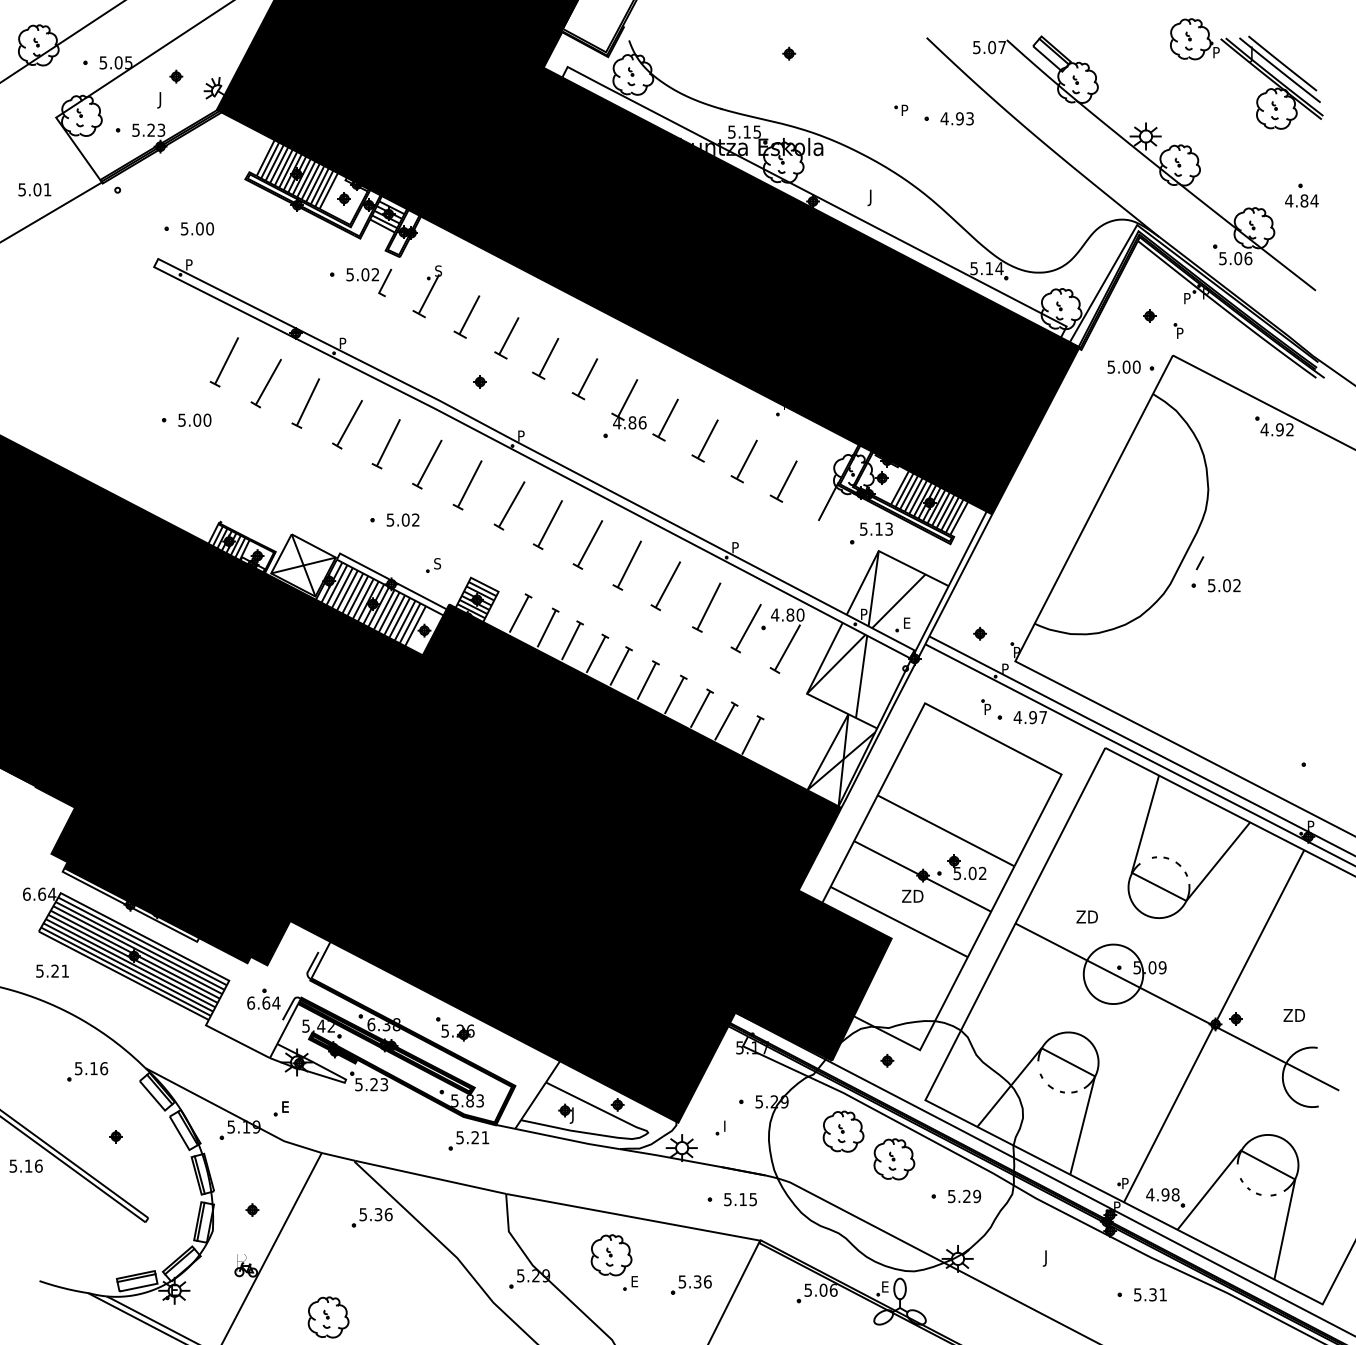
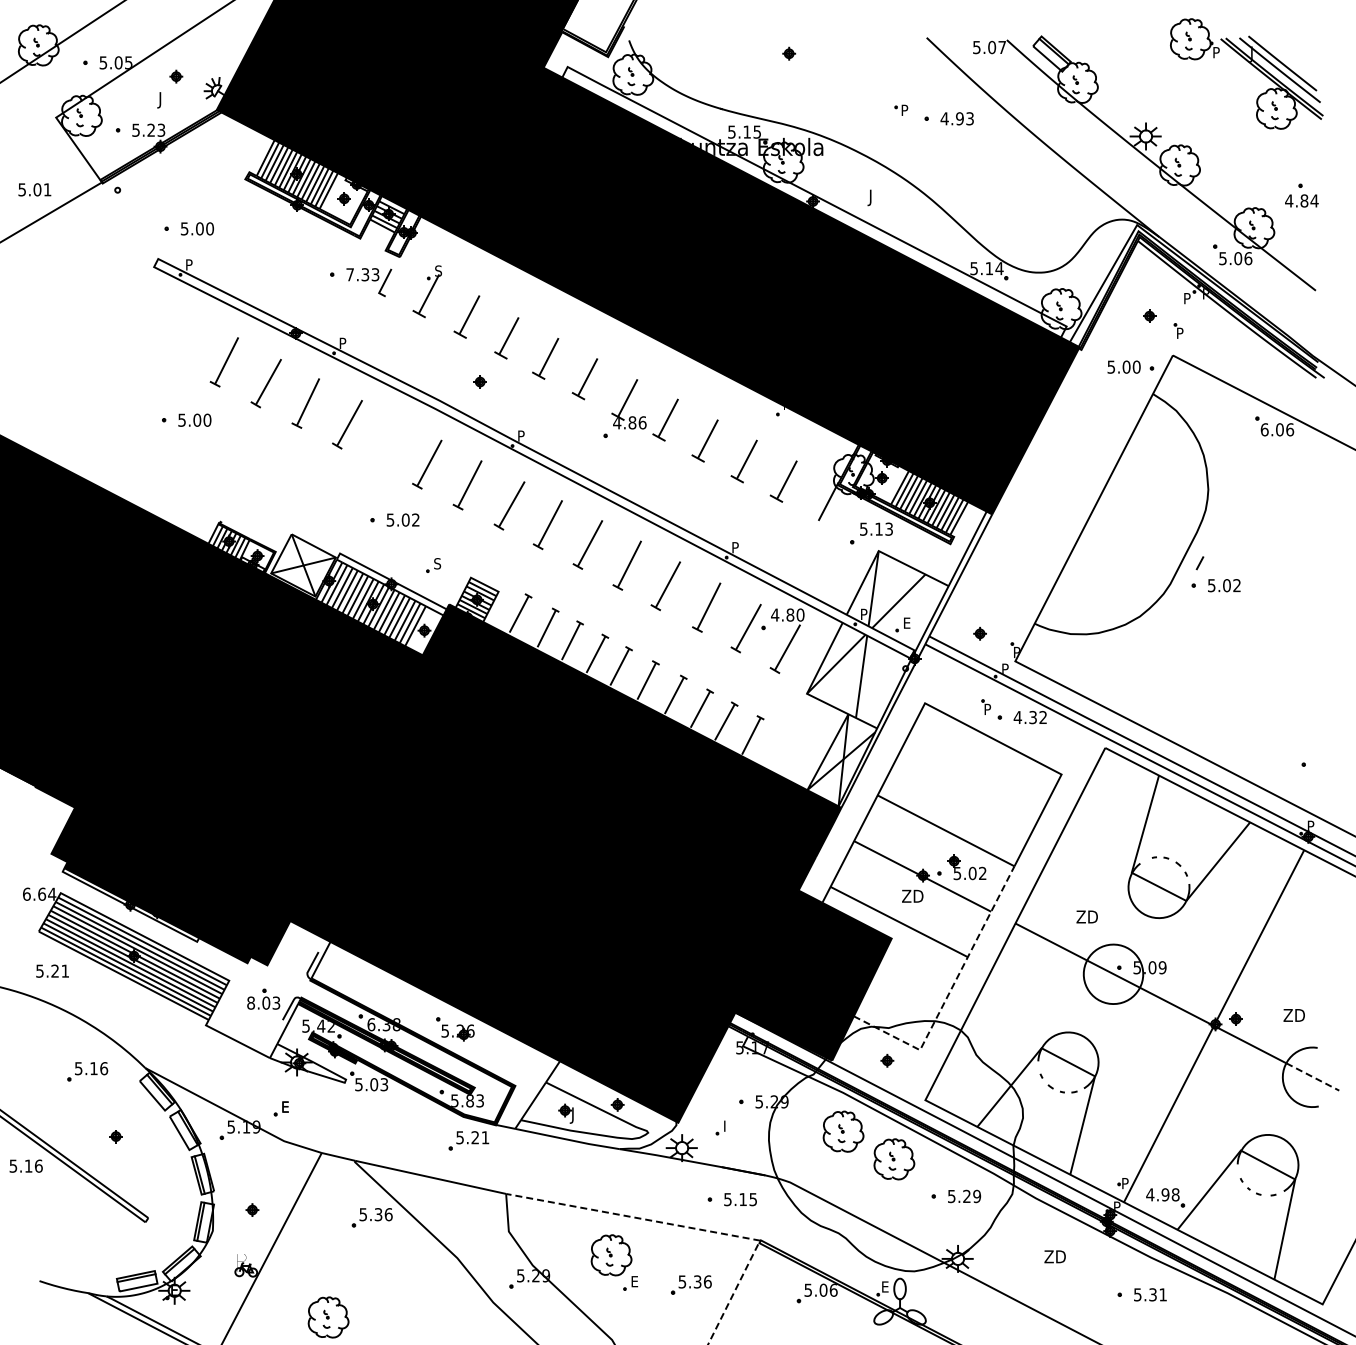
text: 5.02 -> 7.33 (362, 274)
text: 4.92 -> 6.06 (1277, 429)
part: present -> none (385, 444)
text: 4.97 -> 4.32 (1037, 717)
line: solid -> dashed (950, 990)
text: 6.64 -> 8.03 (263, 1002)
line: solid -> dashed (1312, 1076)
text: 5.23 -> 5.03 (374, 1084)
line: solid -> dashed (690, 1227)
text: J -> ZD (1053, 1258)
